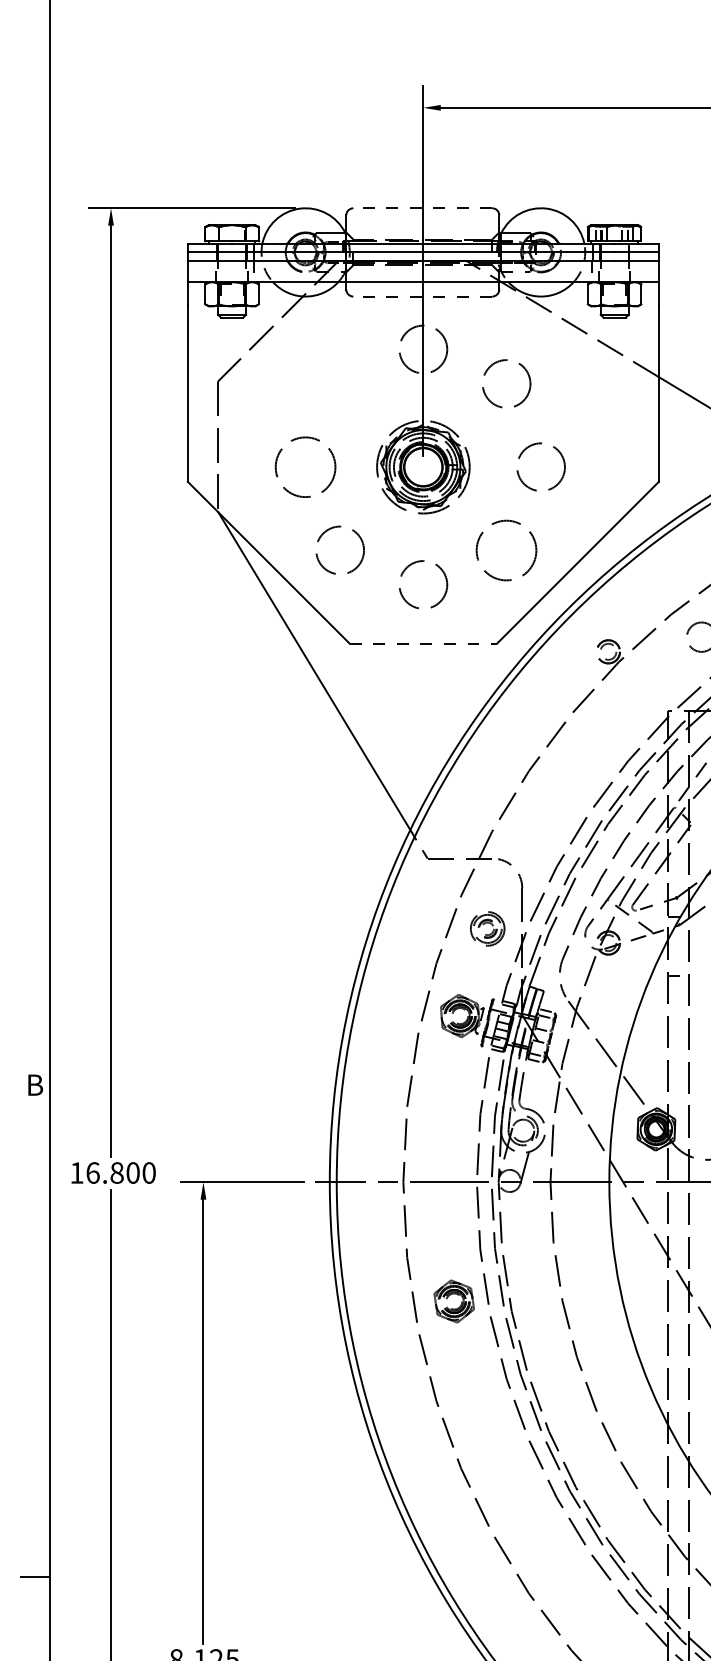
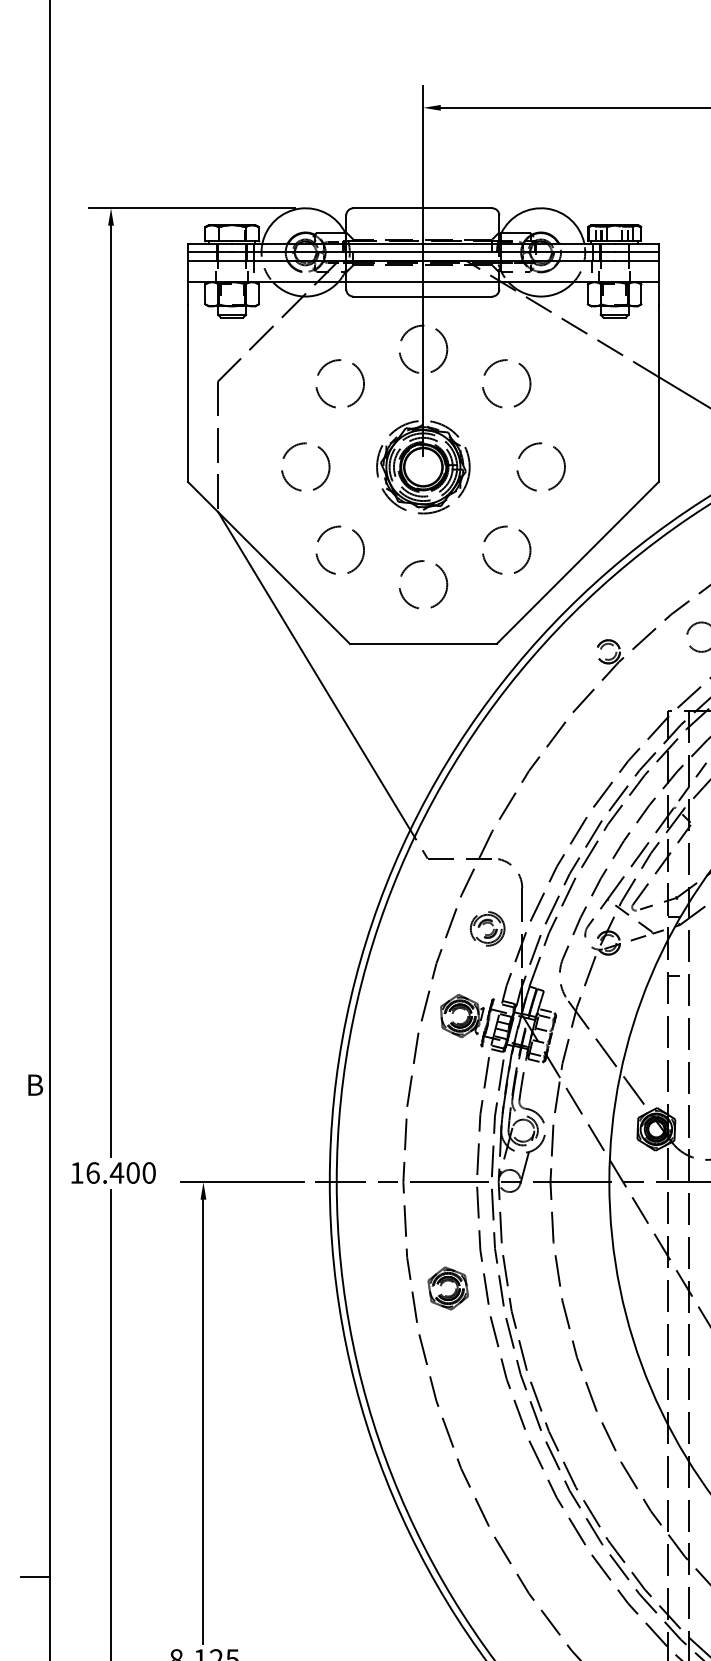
line: dashed -> solid (422, 208)
line: dashed -> solid (422, 296)
circle: none -> present (339, 383)
circle size: 63x62 px -> 50x50 px (305, 466)
circle size: 63x63 px -> 50x50 px (506, 549)
line: dashed -> solid (423, 643)
text: 16.800 -> 16.400 (116, 1172)
part position: (453, 1301) -> (447, 1288) (447, 1288)
